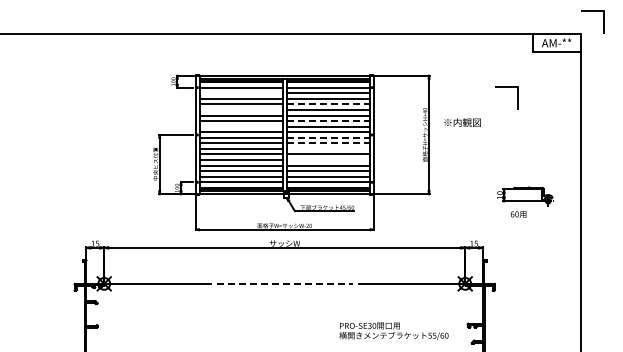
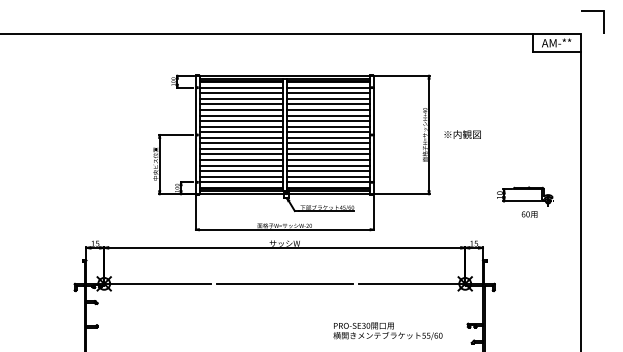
line: present -> none (506, 87)
line: none -> present (240, 93)
line: dashed -> solid (328, 104)
line: none -> present (240, 109)
line: dashed -> solid (328, 121)
text position: (462, 122) -> (462, 134) (462, 134)
line: none -> present (240, 126)
line: dashed -> solid (328, 137)
line: dashed -> solid (328, 143)
line: none -> present (327, 148)
line: none -> present (327, 160)
text position: (518, 214) -> (529, 214) (529, 214)
line: dashed -> solid (285, 283)
text position: (393, 330) -> (387, 330) (387, 330)
